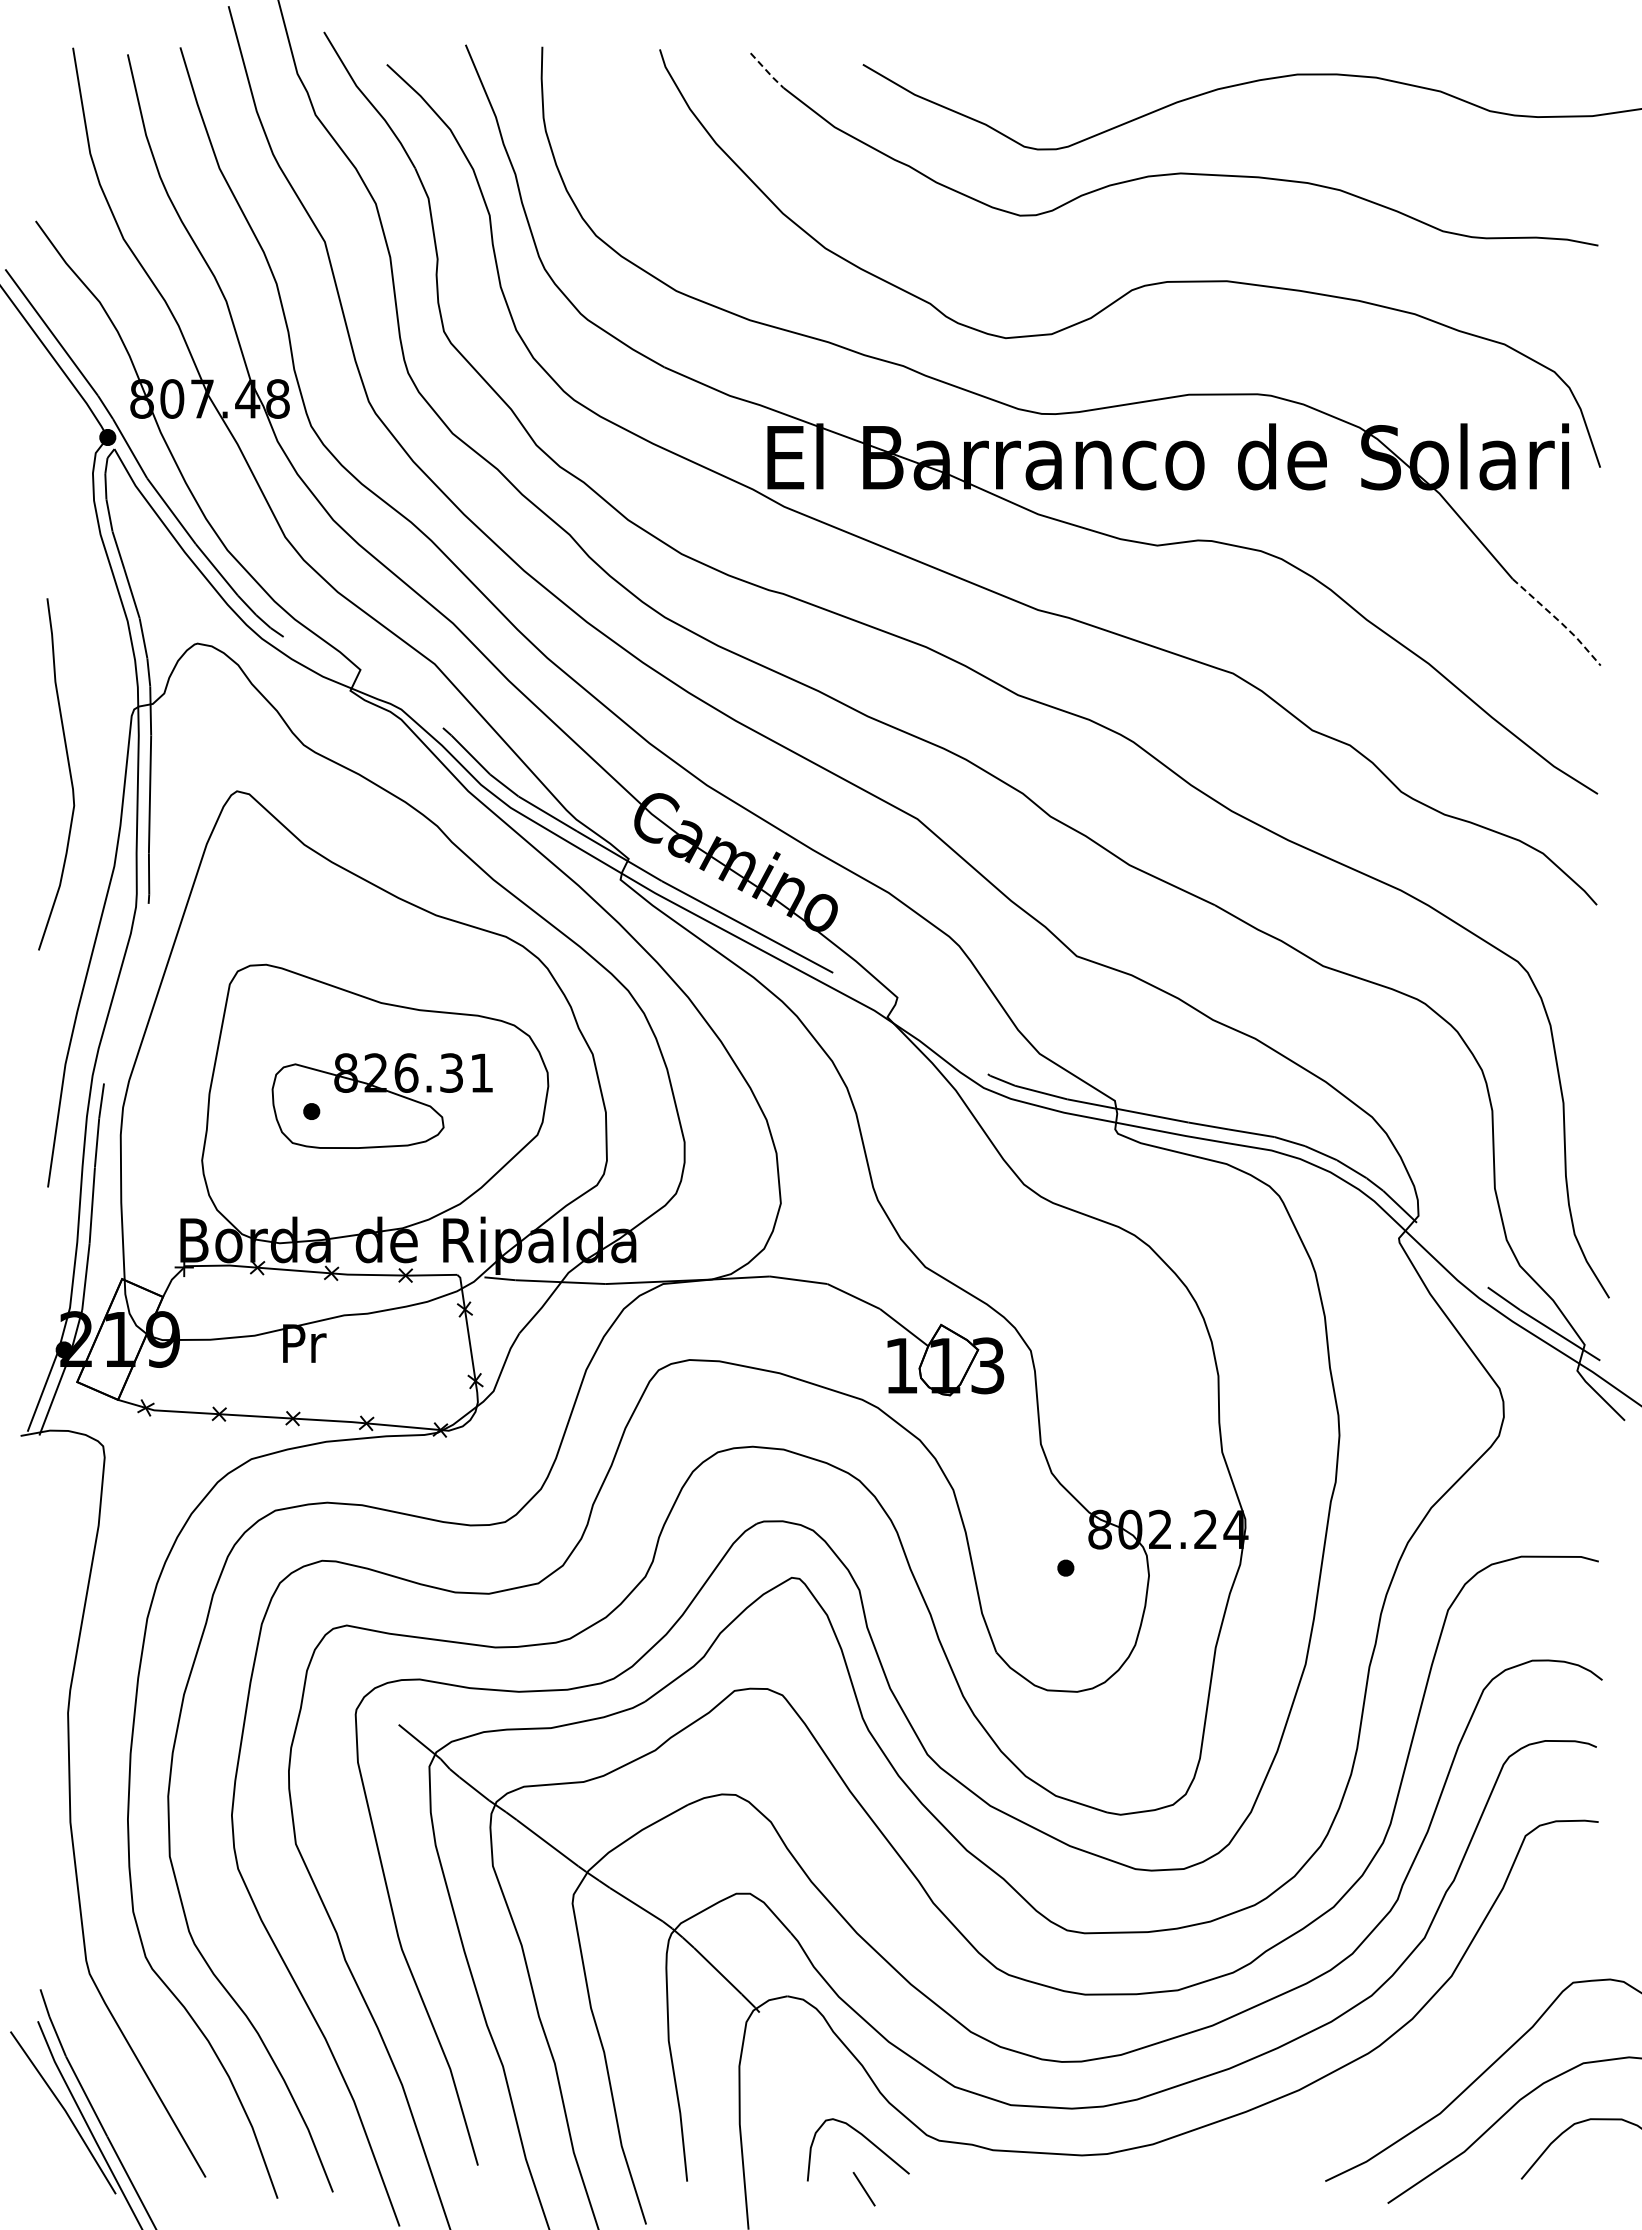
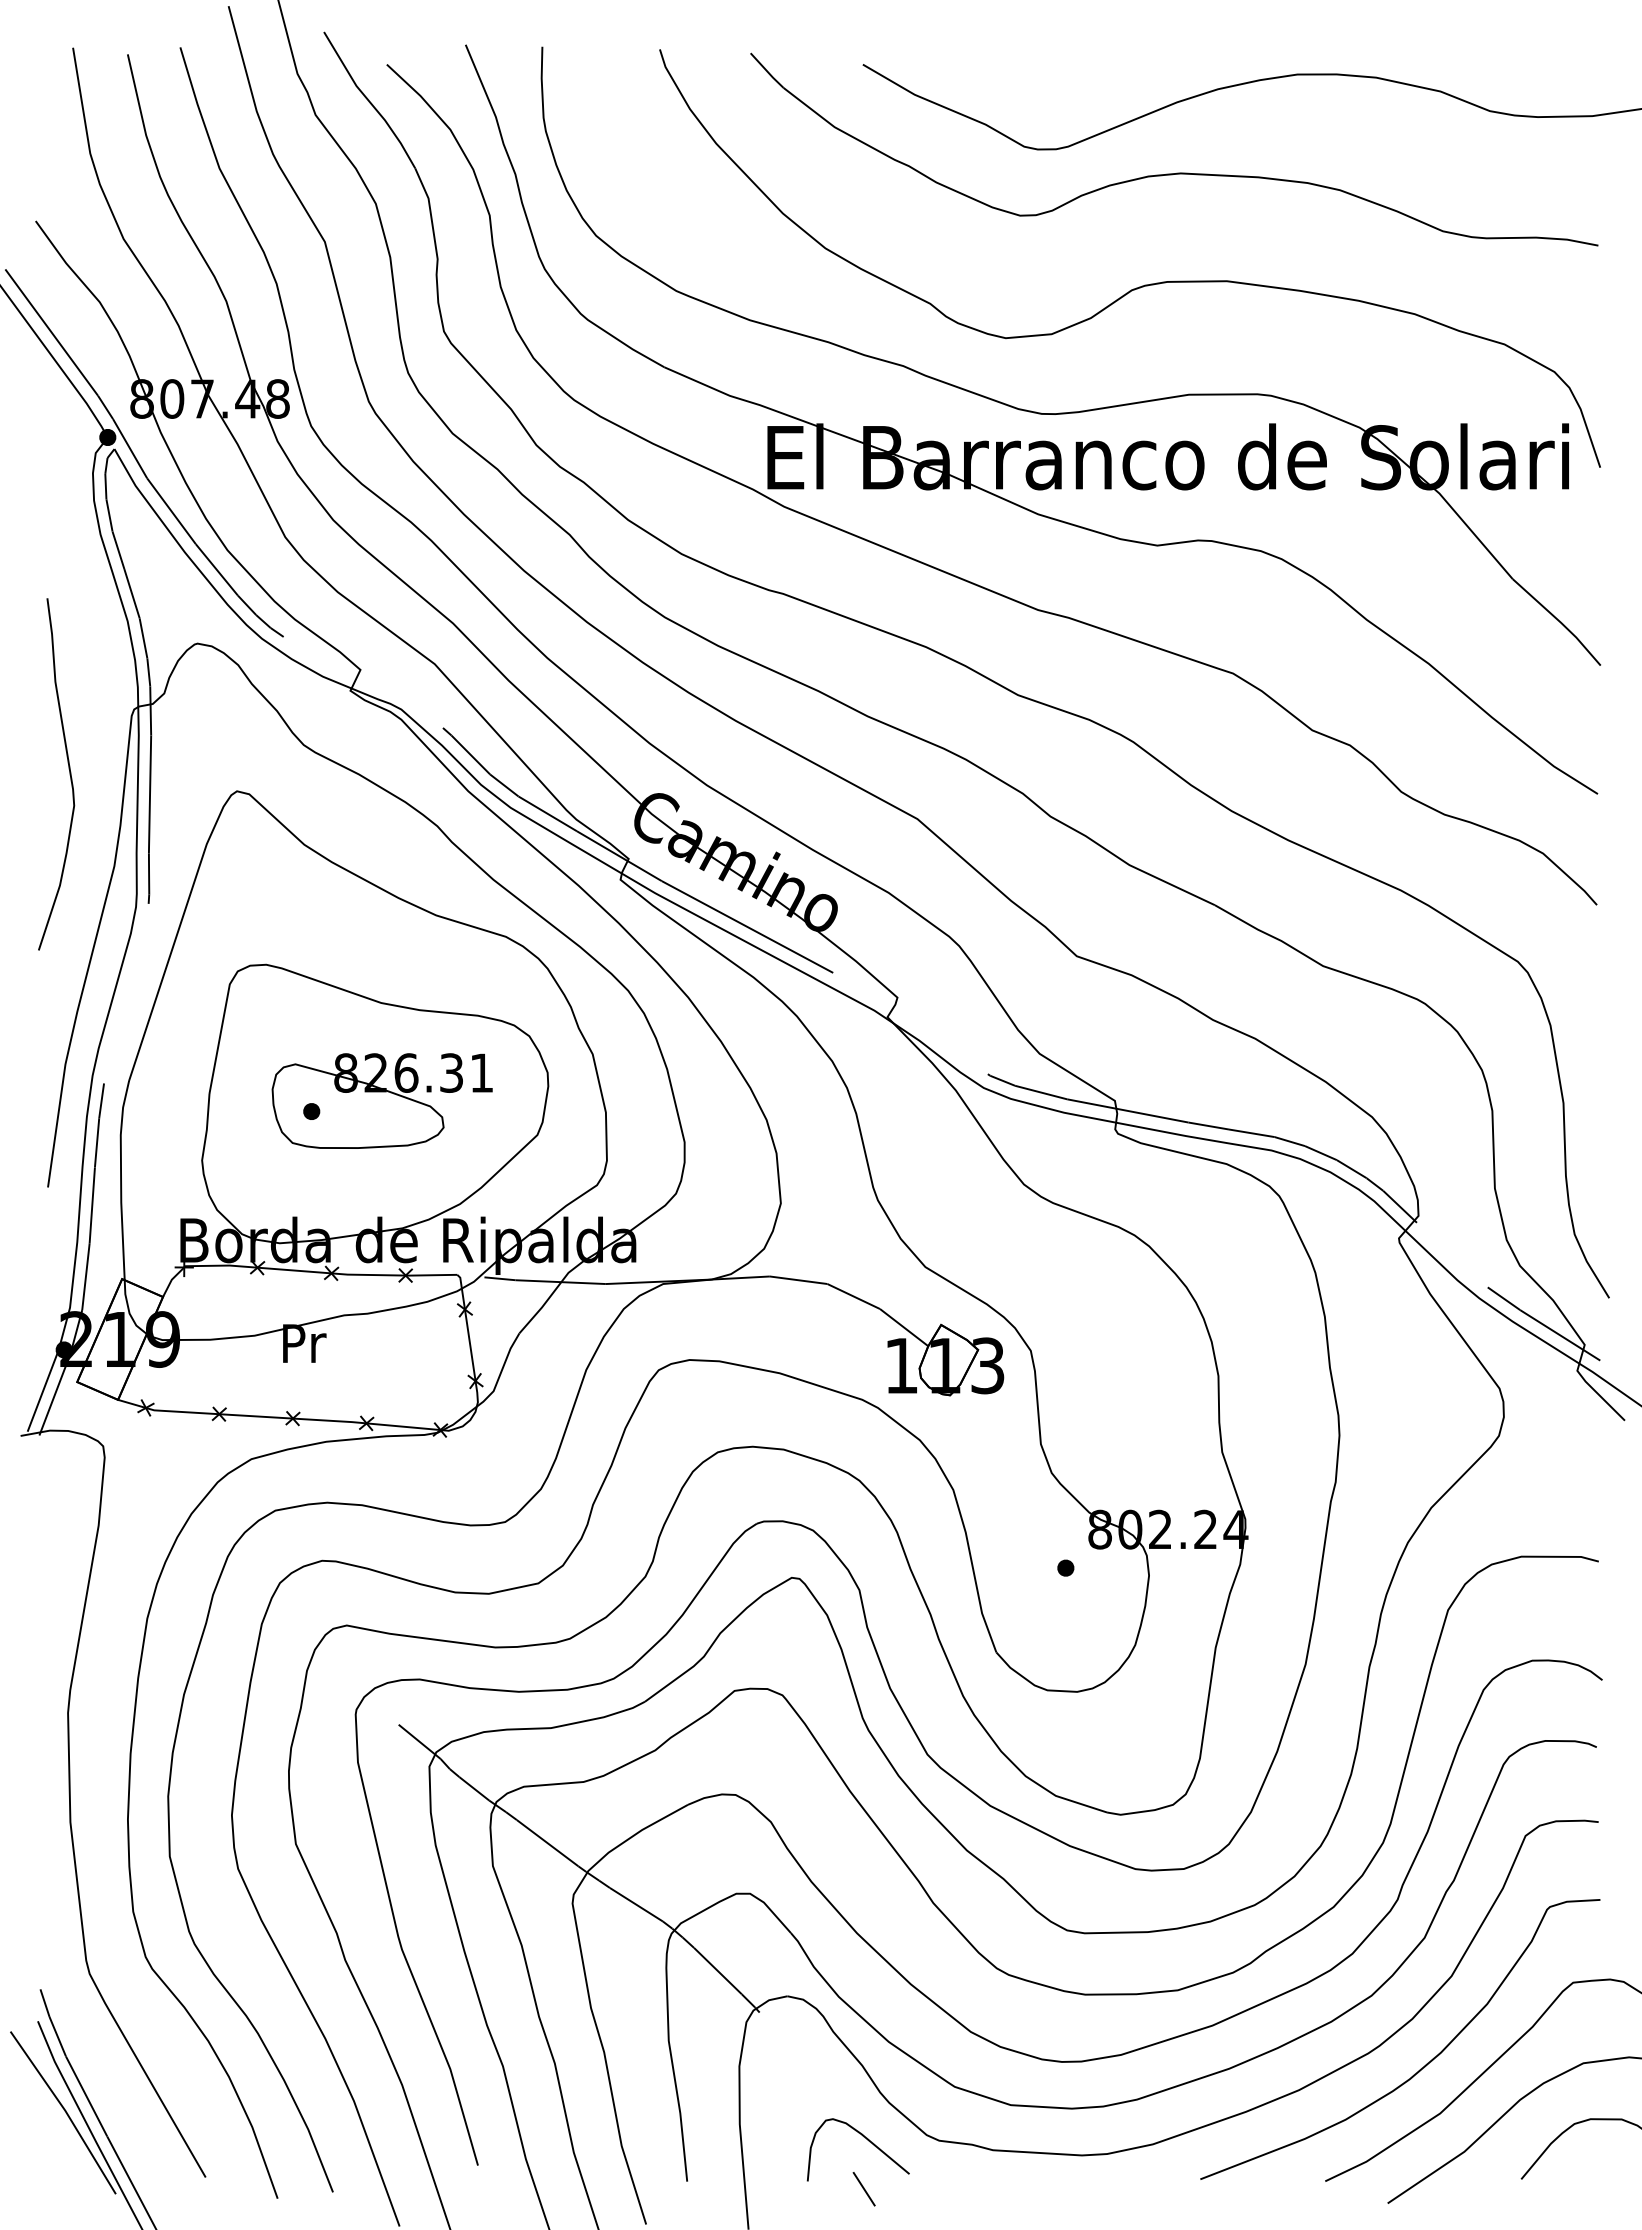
line: dashed -> solid (767, 71)
line: dashed -> solid (1559, 621)
curve: none -> present (1420, 2068)
